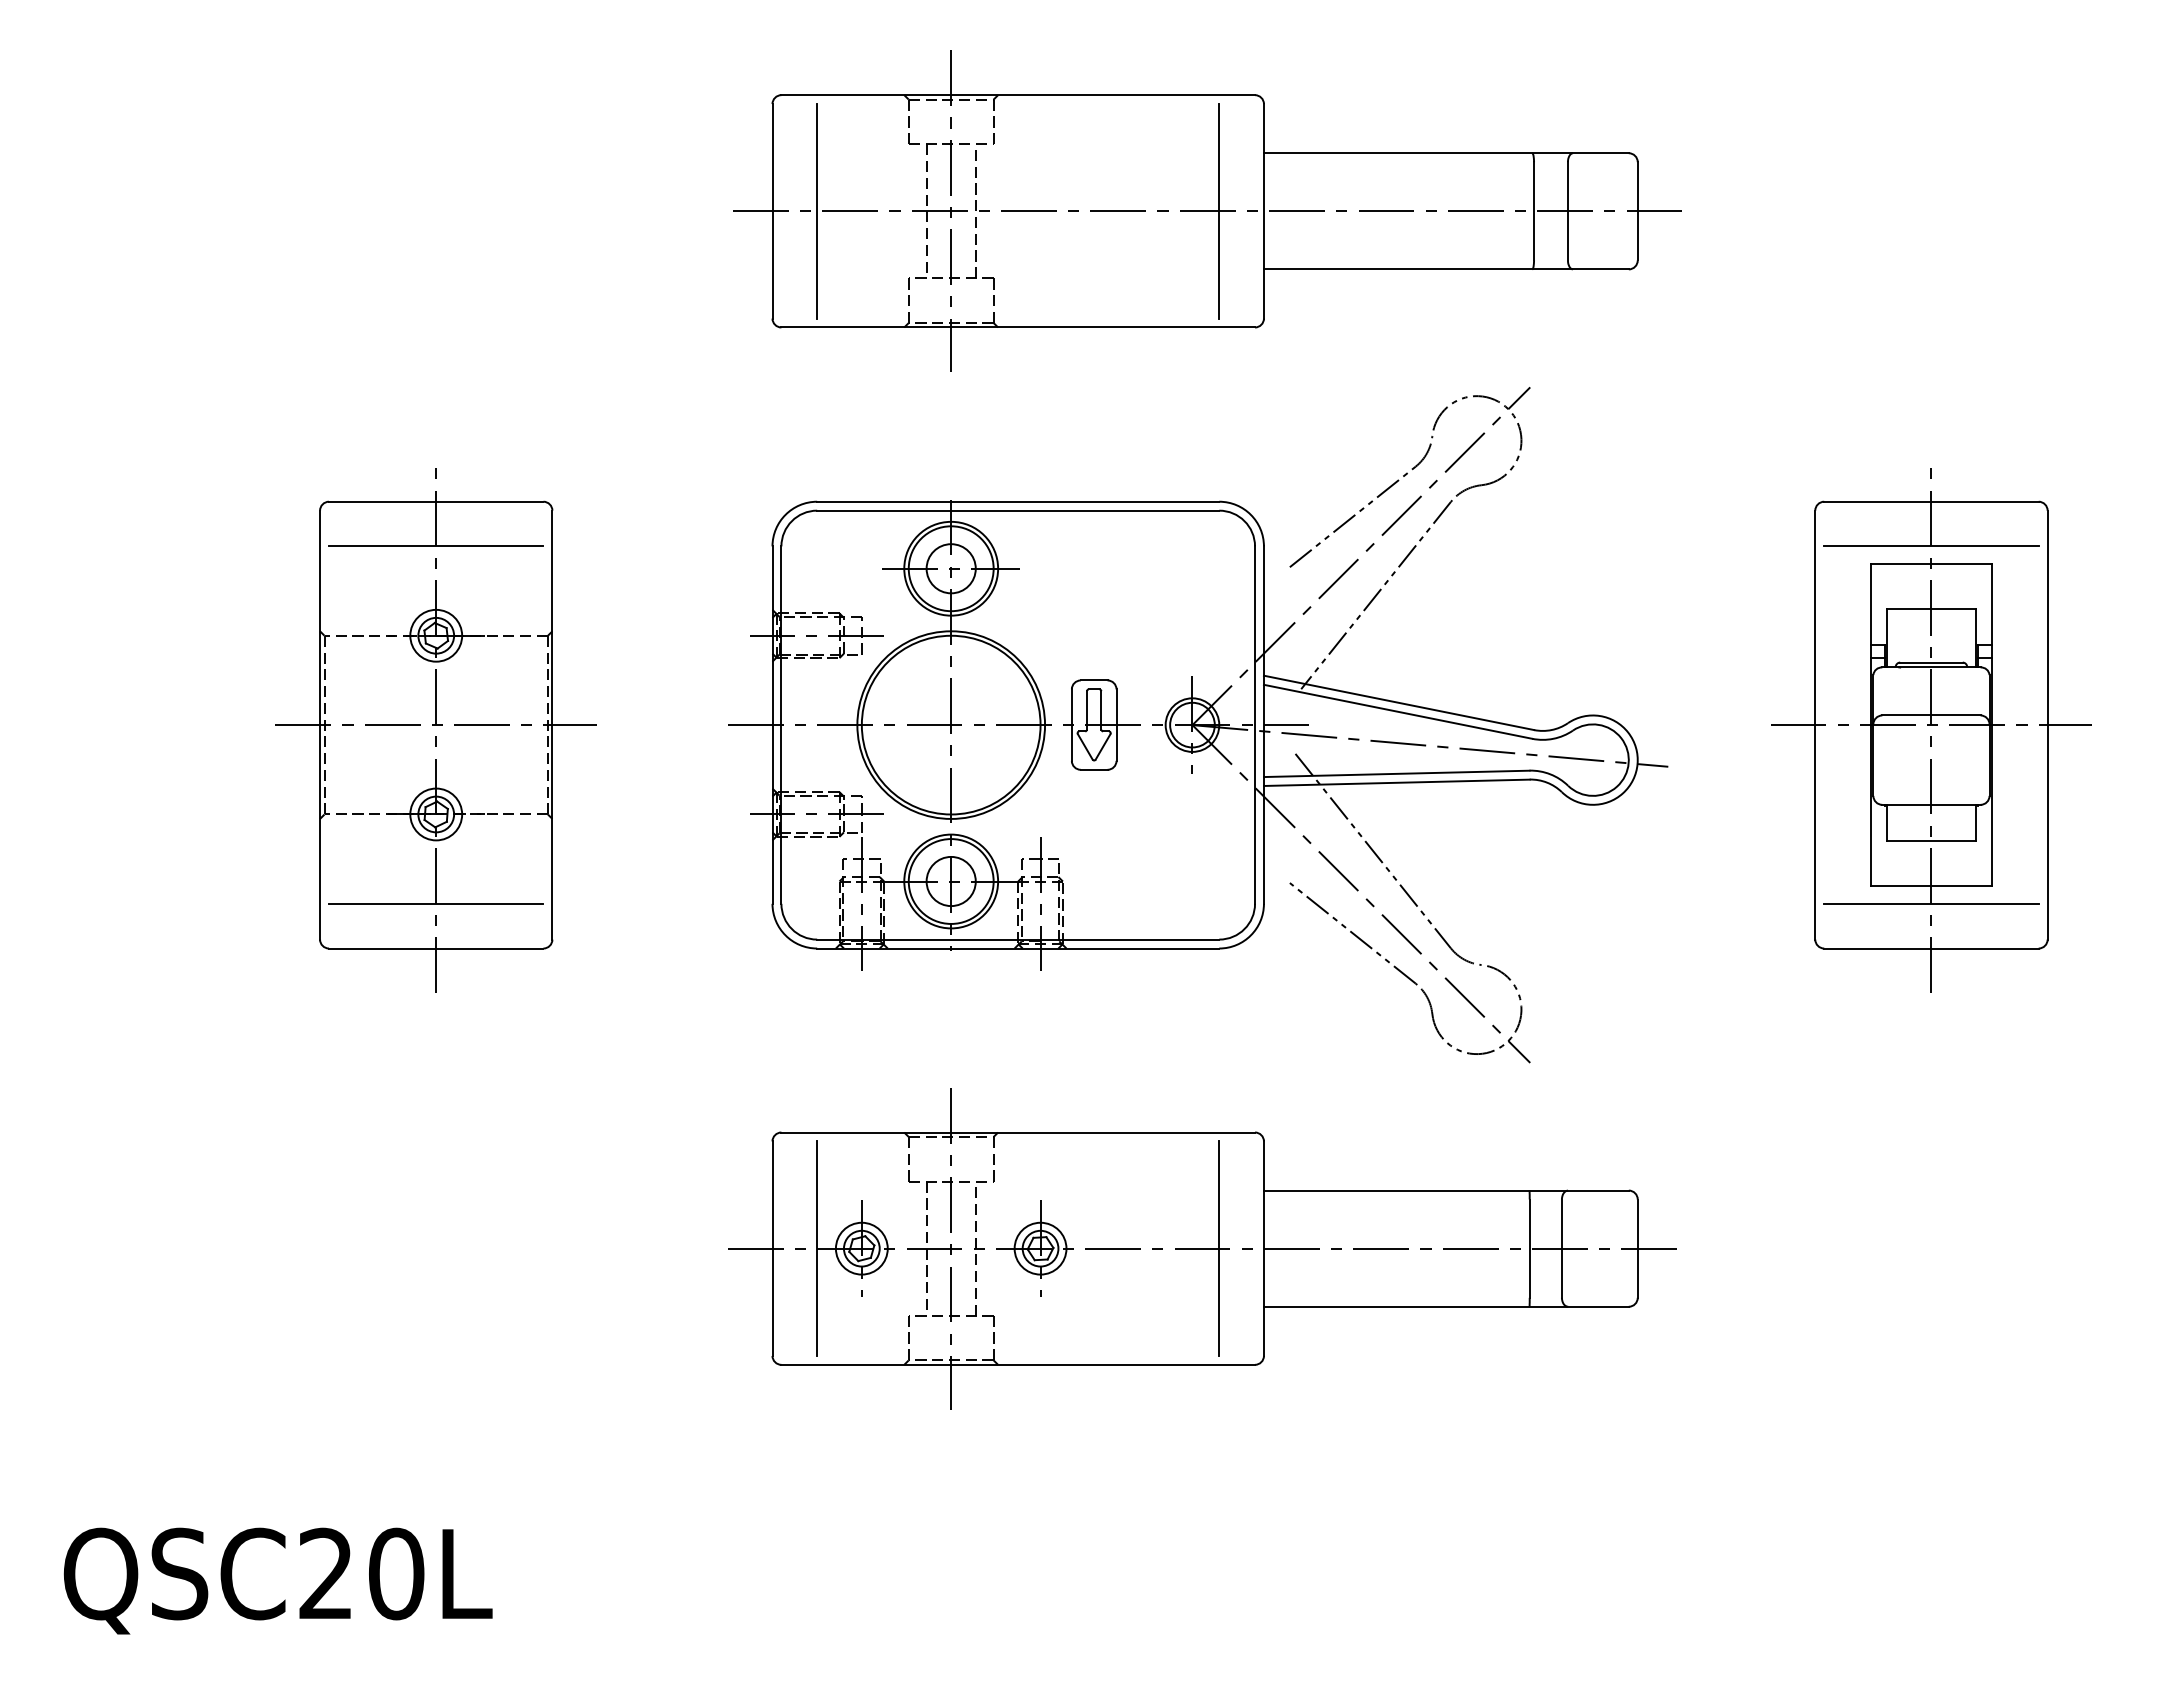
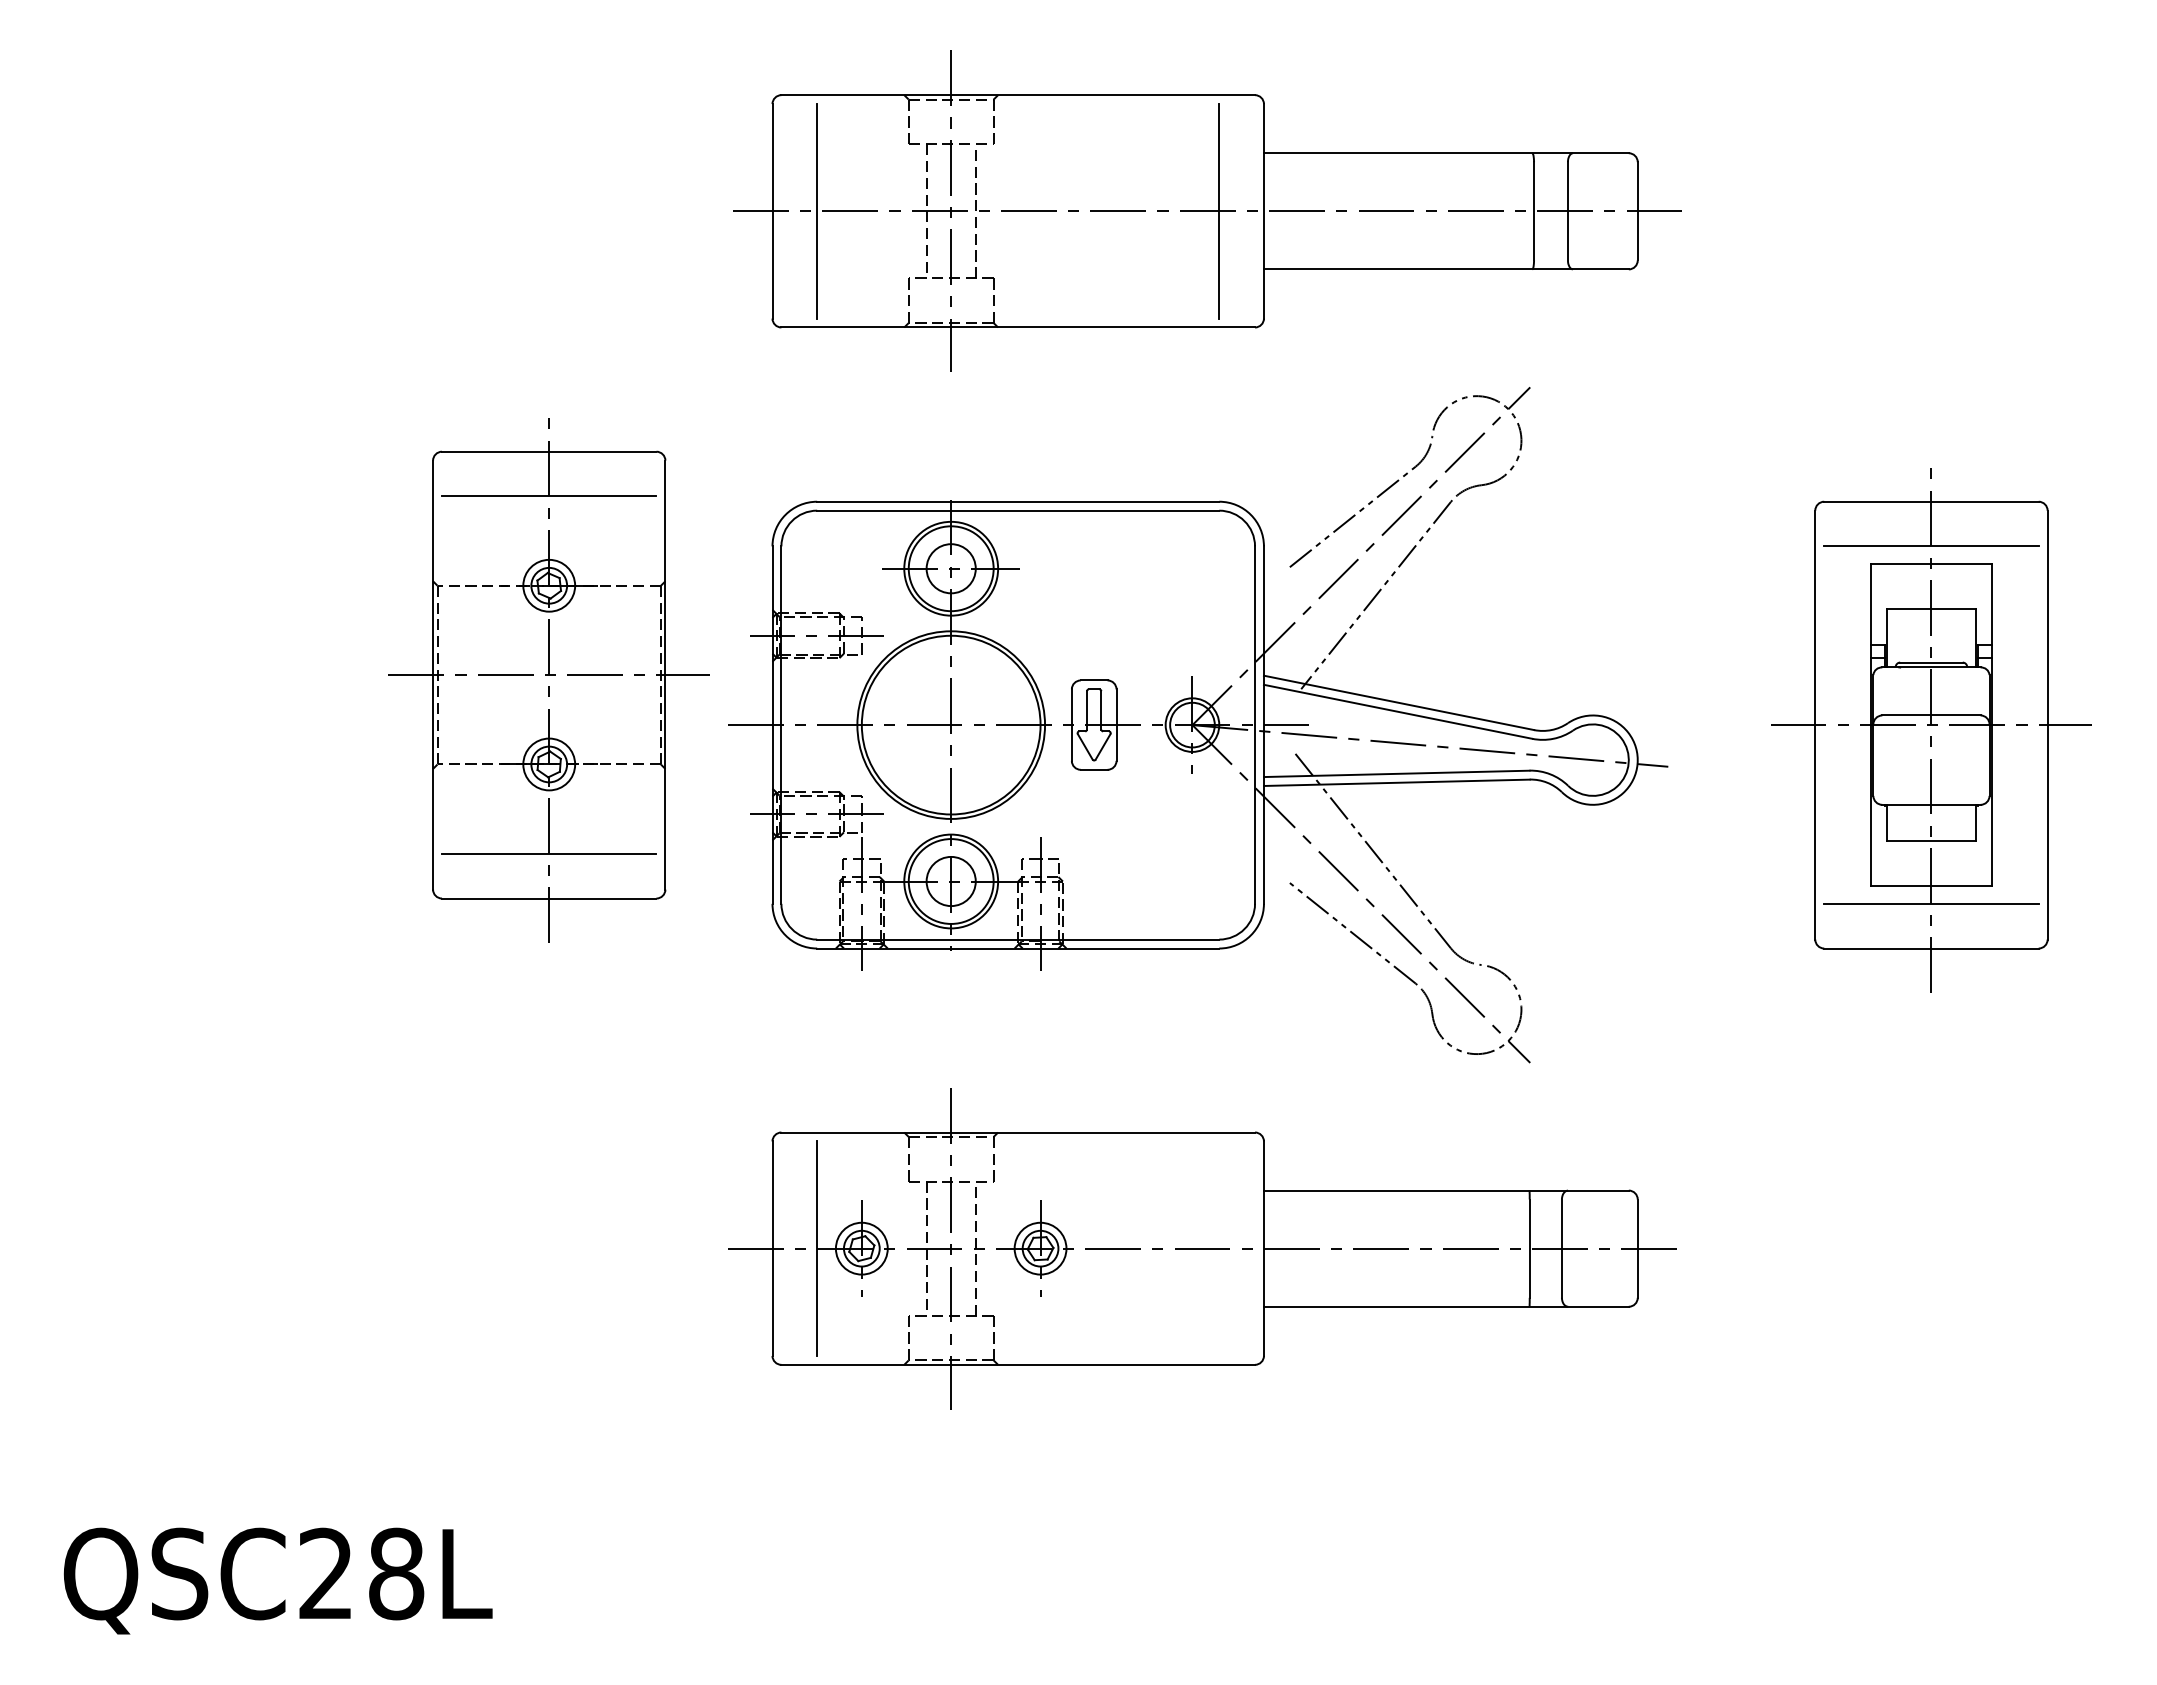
part position: (435, 730) -> (548, 680) (548, 680)
line: present -> none (1219, 1248)
text: QSC20L -> QSC28L (396, 1574)
